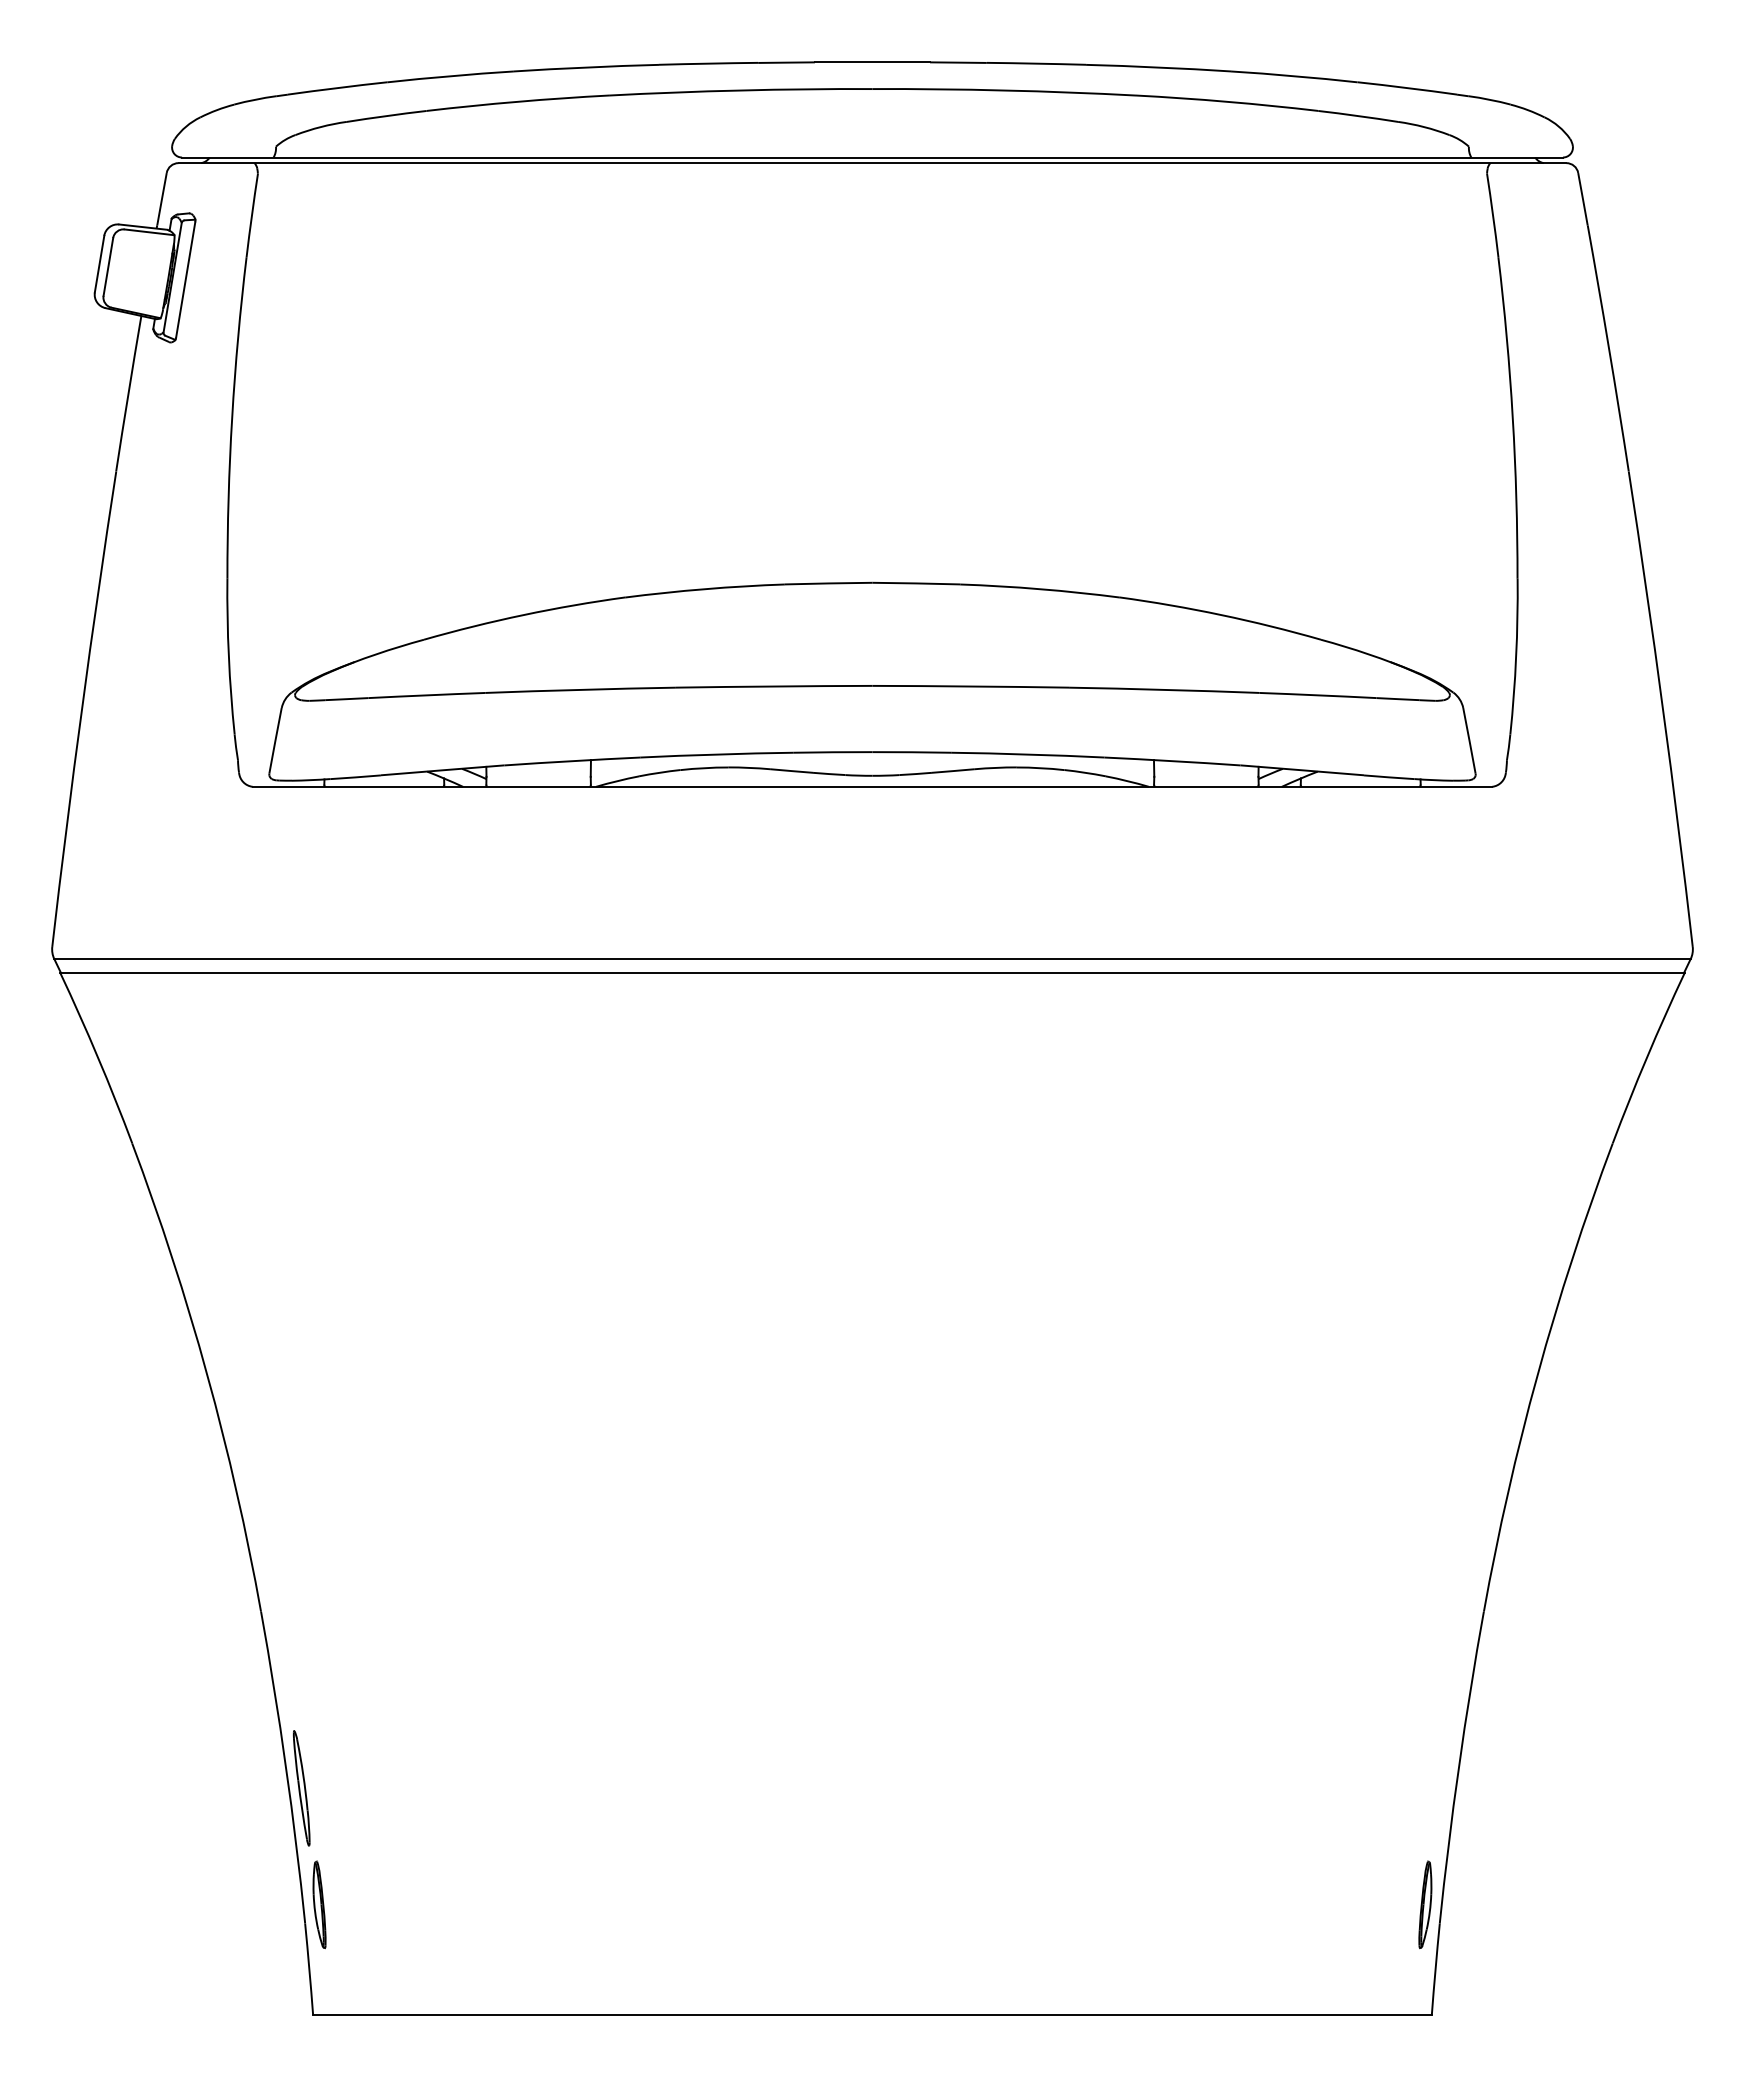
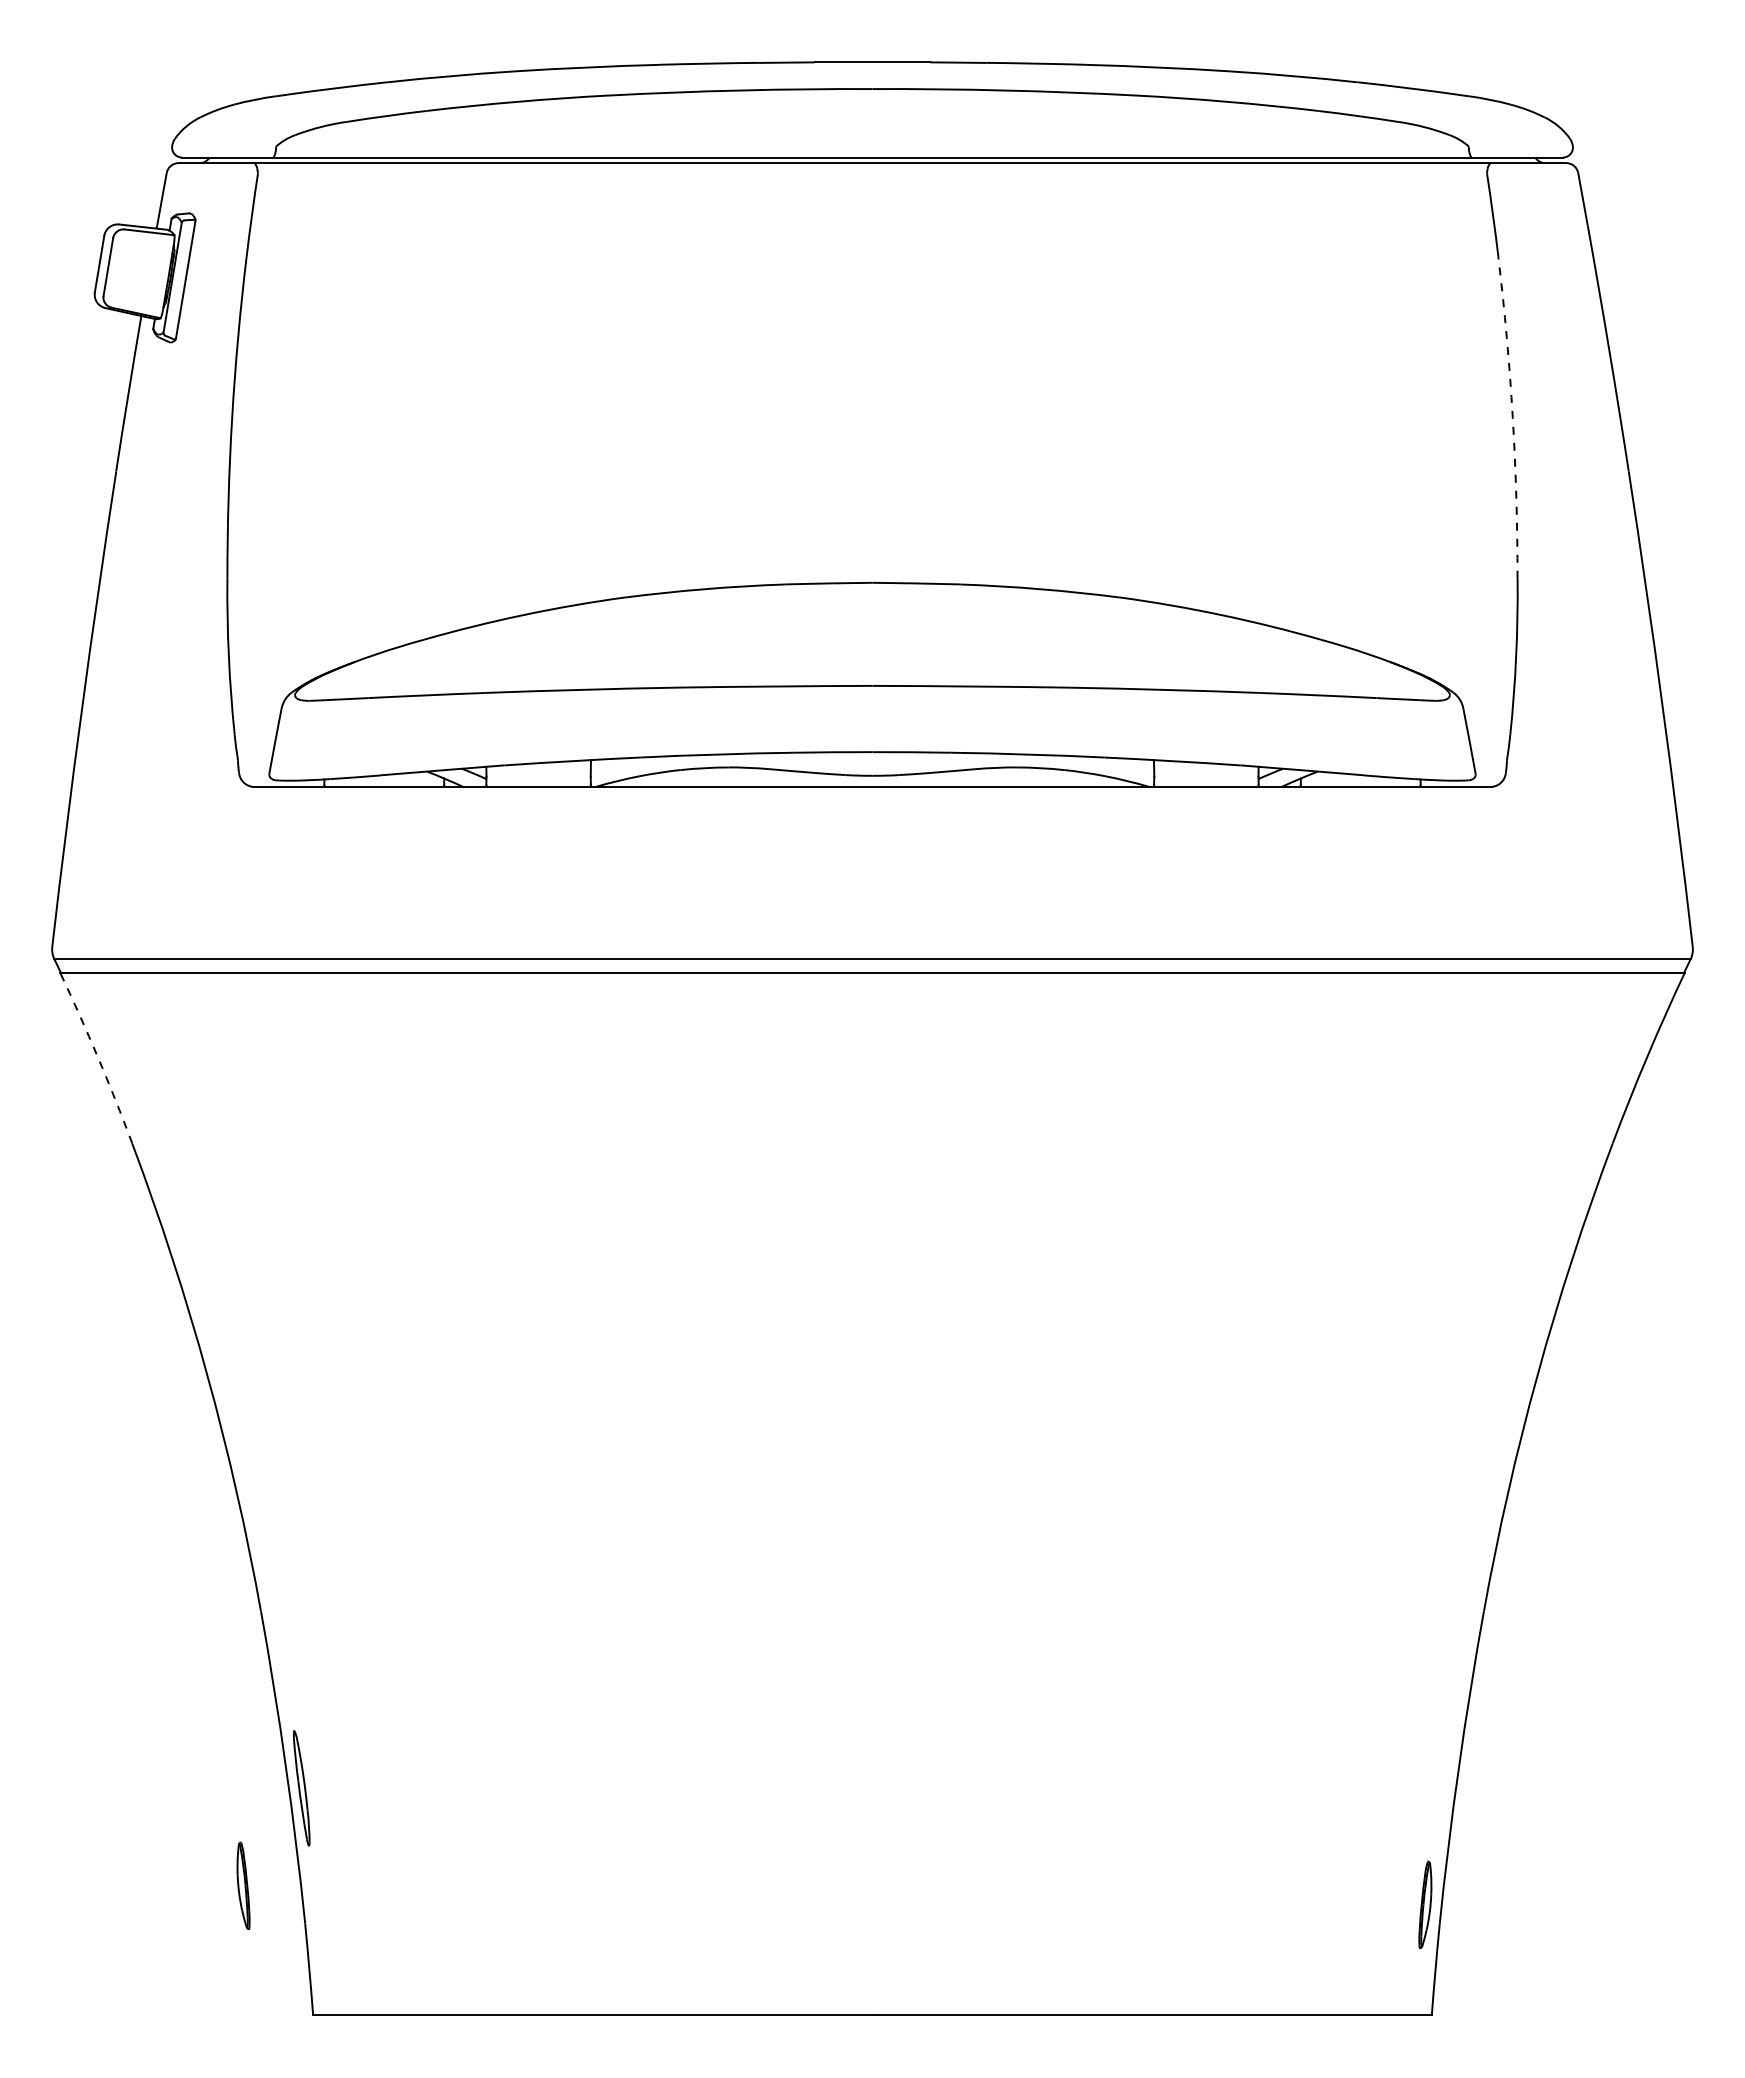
arc: solid -> dashed (1512, 417)
arc: solid -> dashed (98, 1057)
part position: (319, 1904) -> (243, 1885) (243, 1885)
